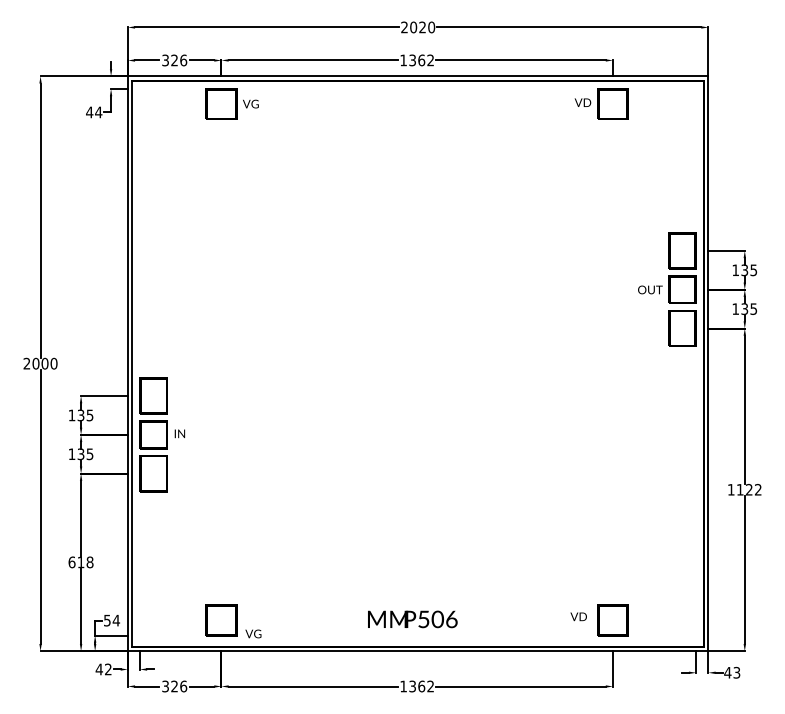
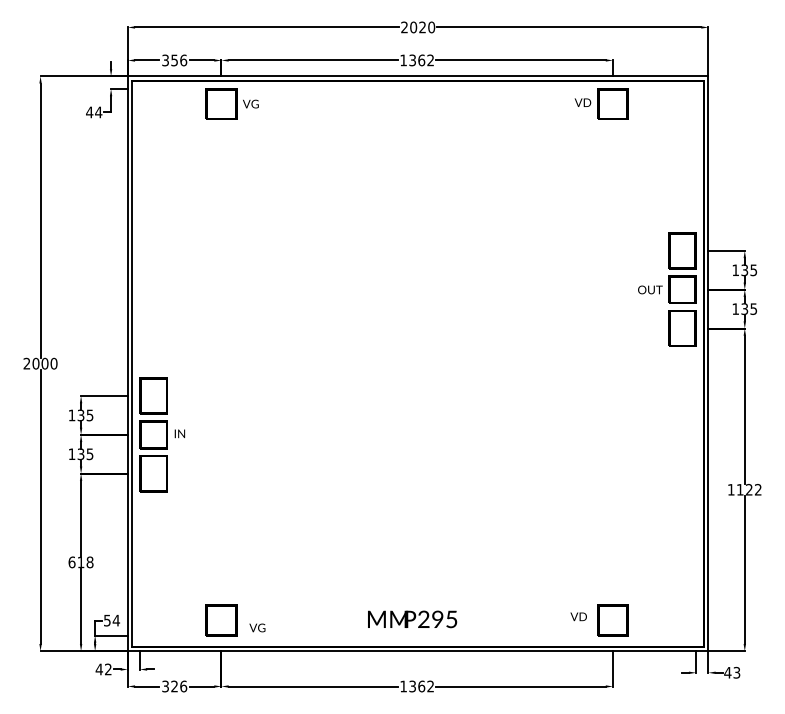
text: 326 -> 356 (174, 60)
text: P506 -> P295 (437, 619)
text position: (253, 633) -> (257, 627) (257, 627)
